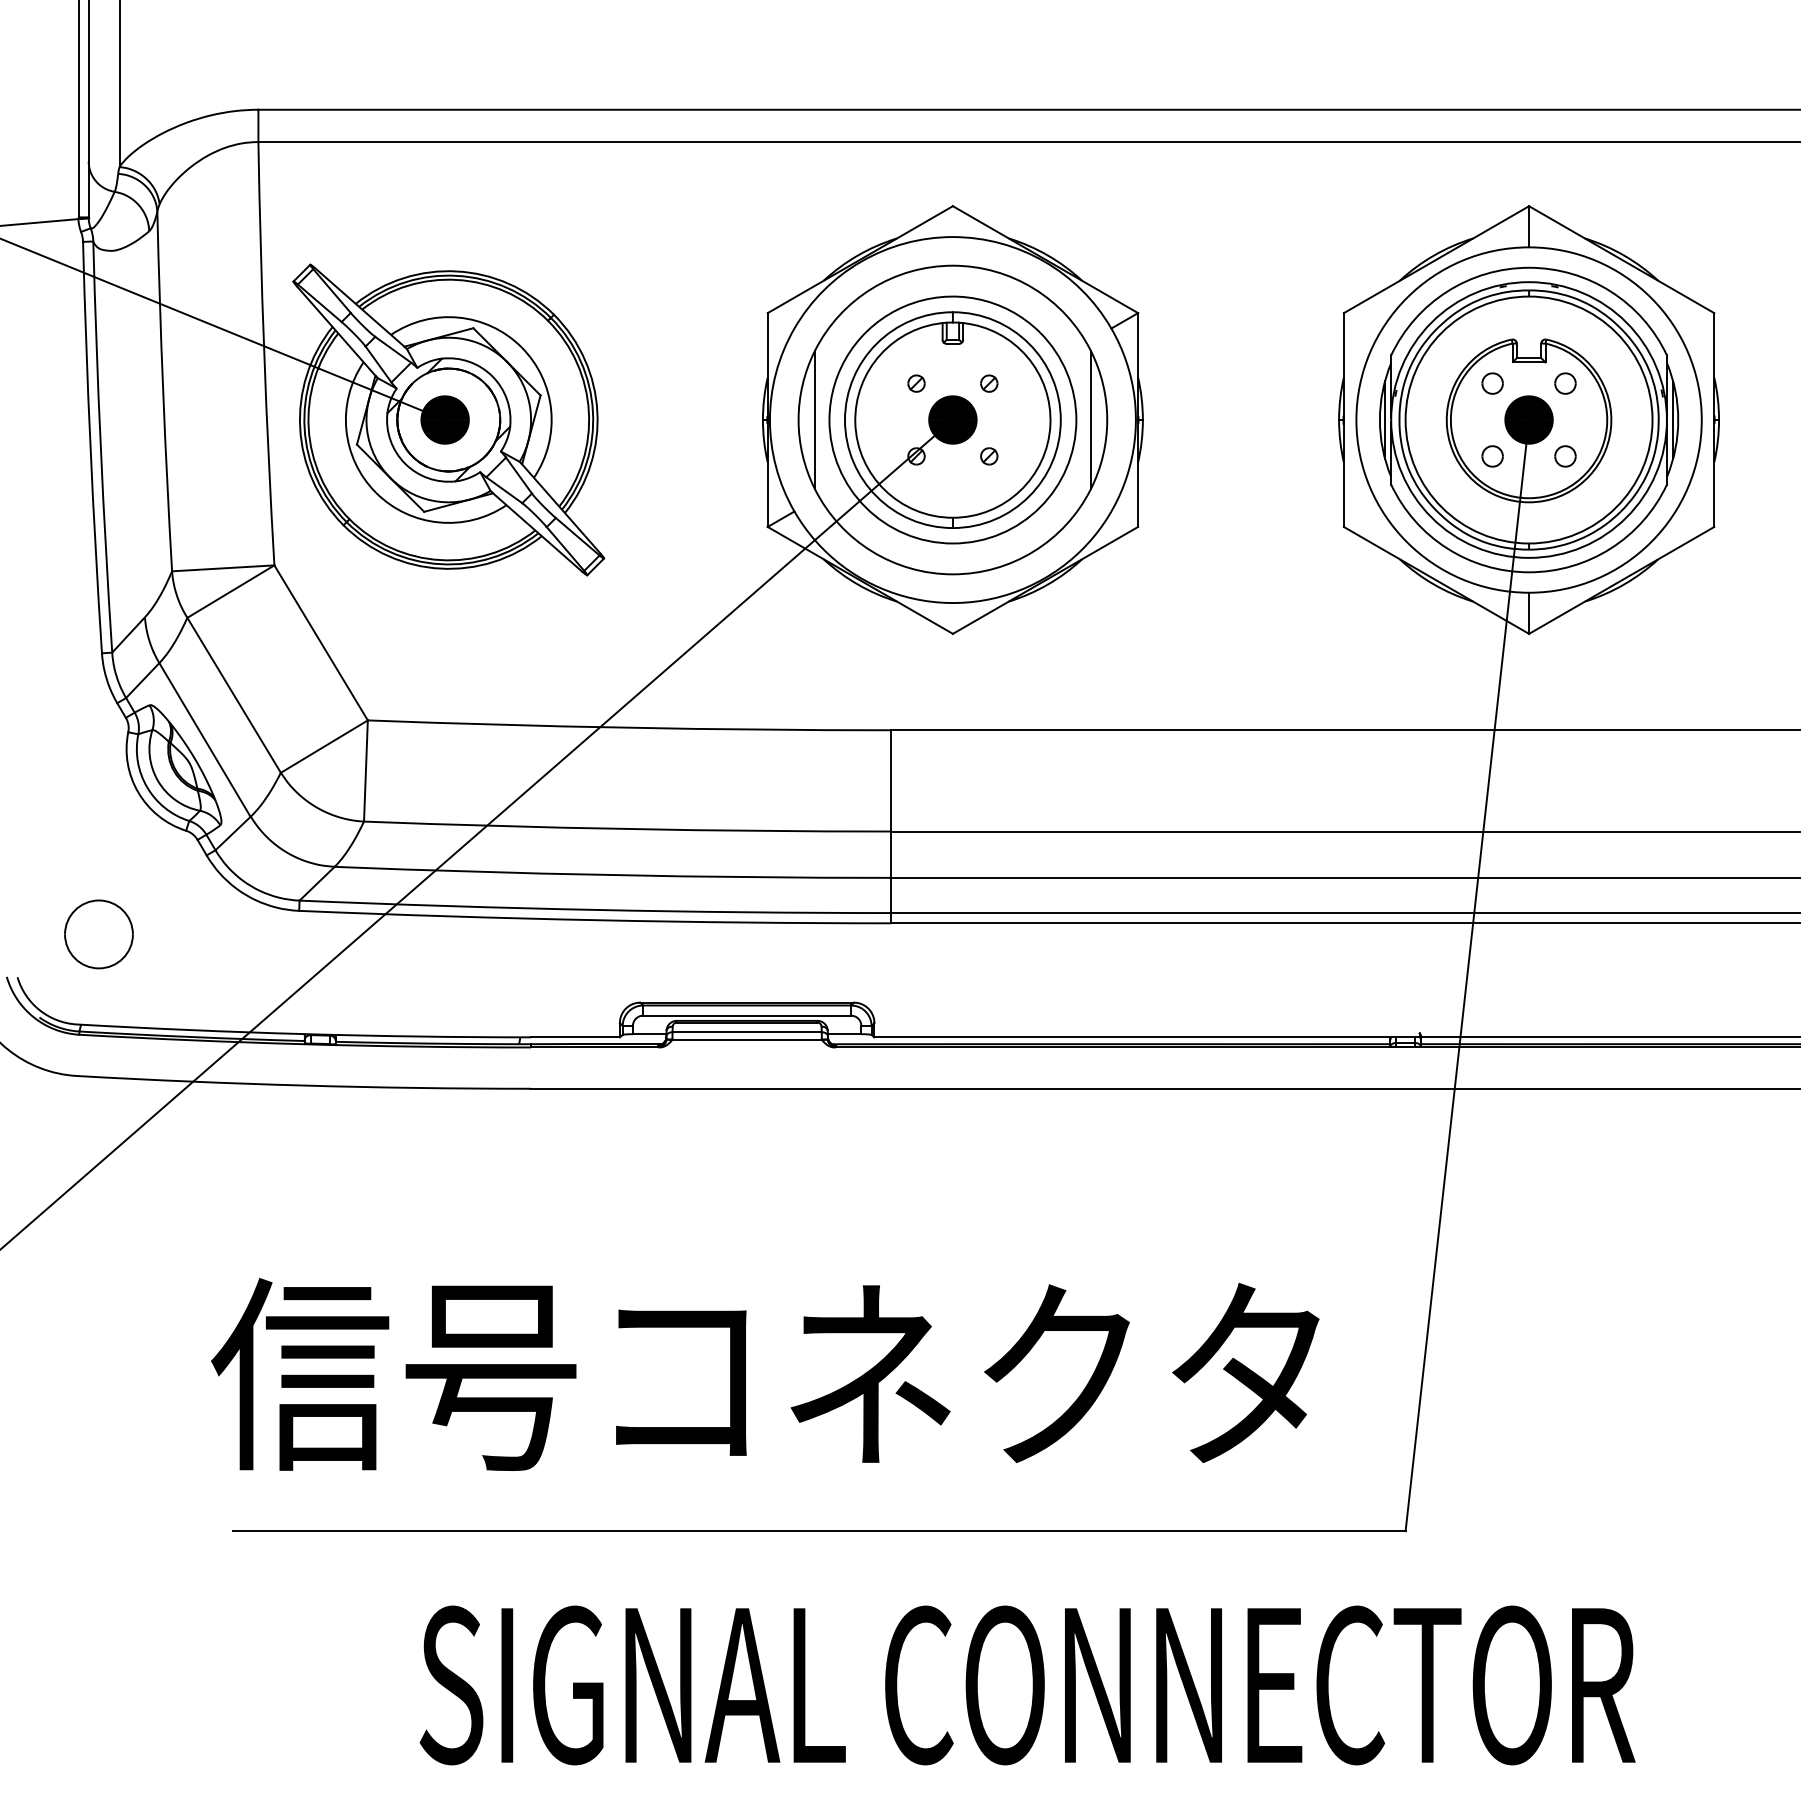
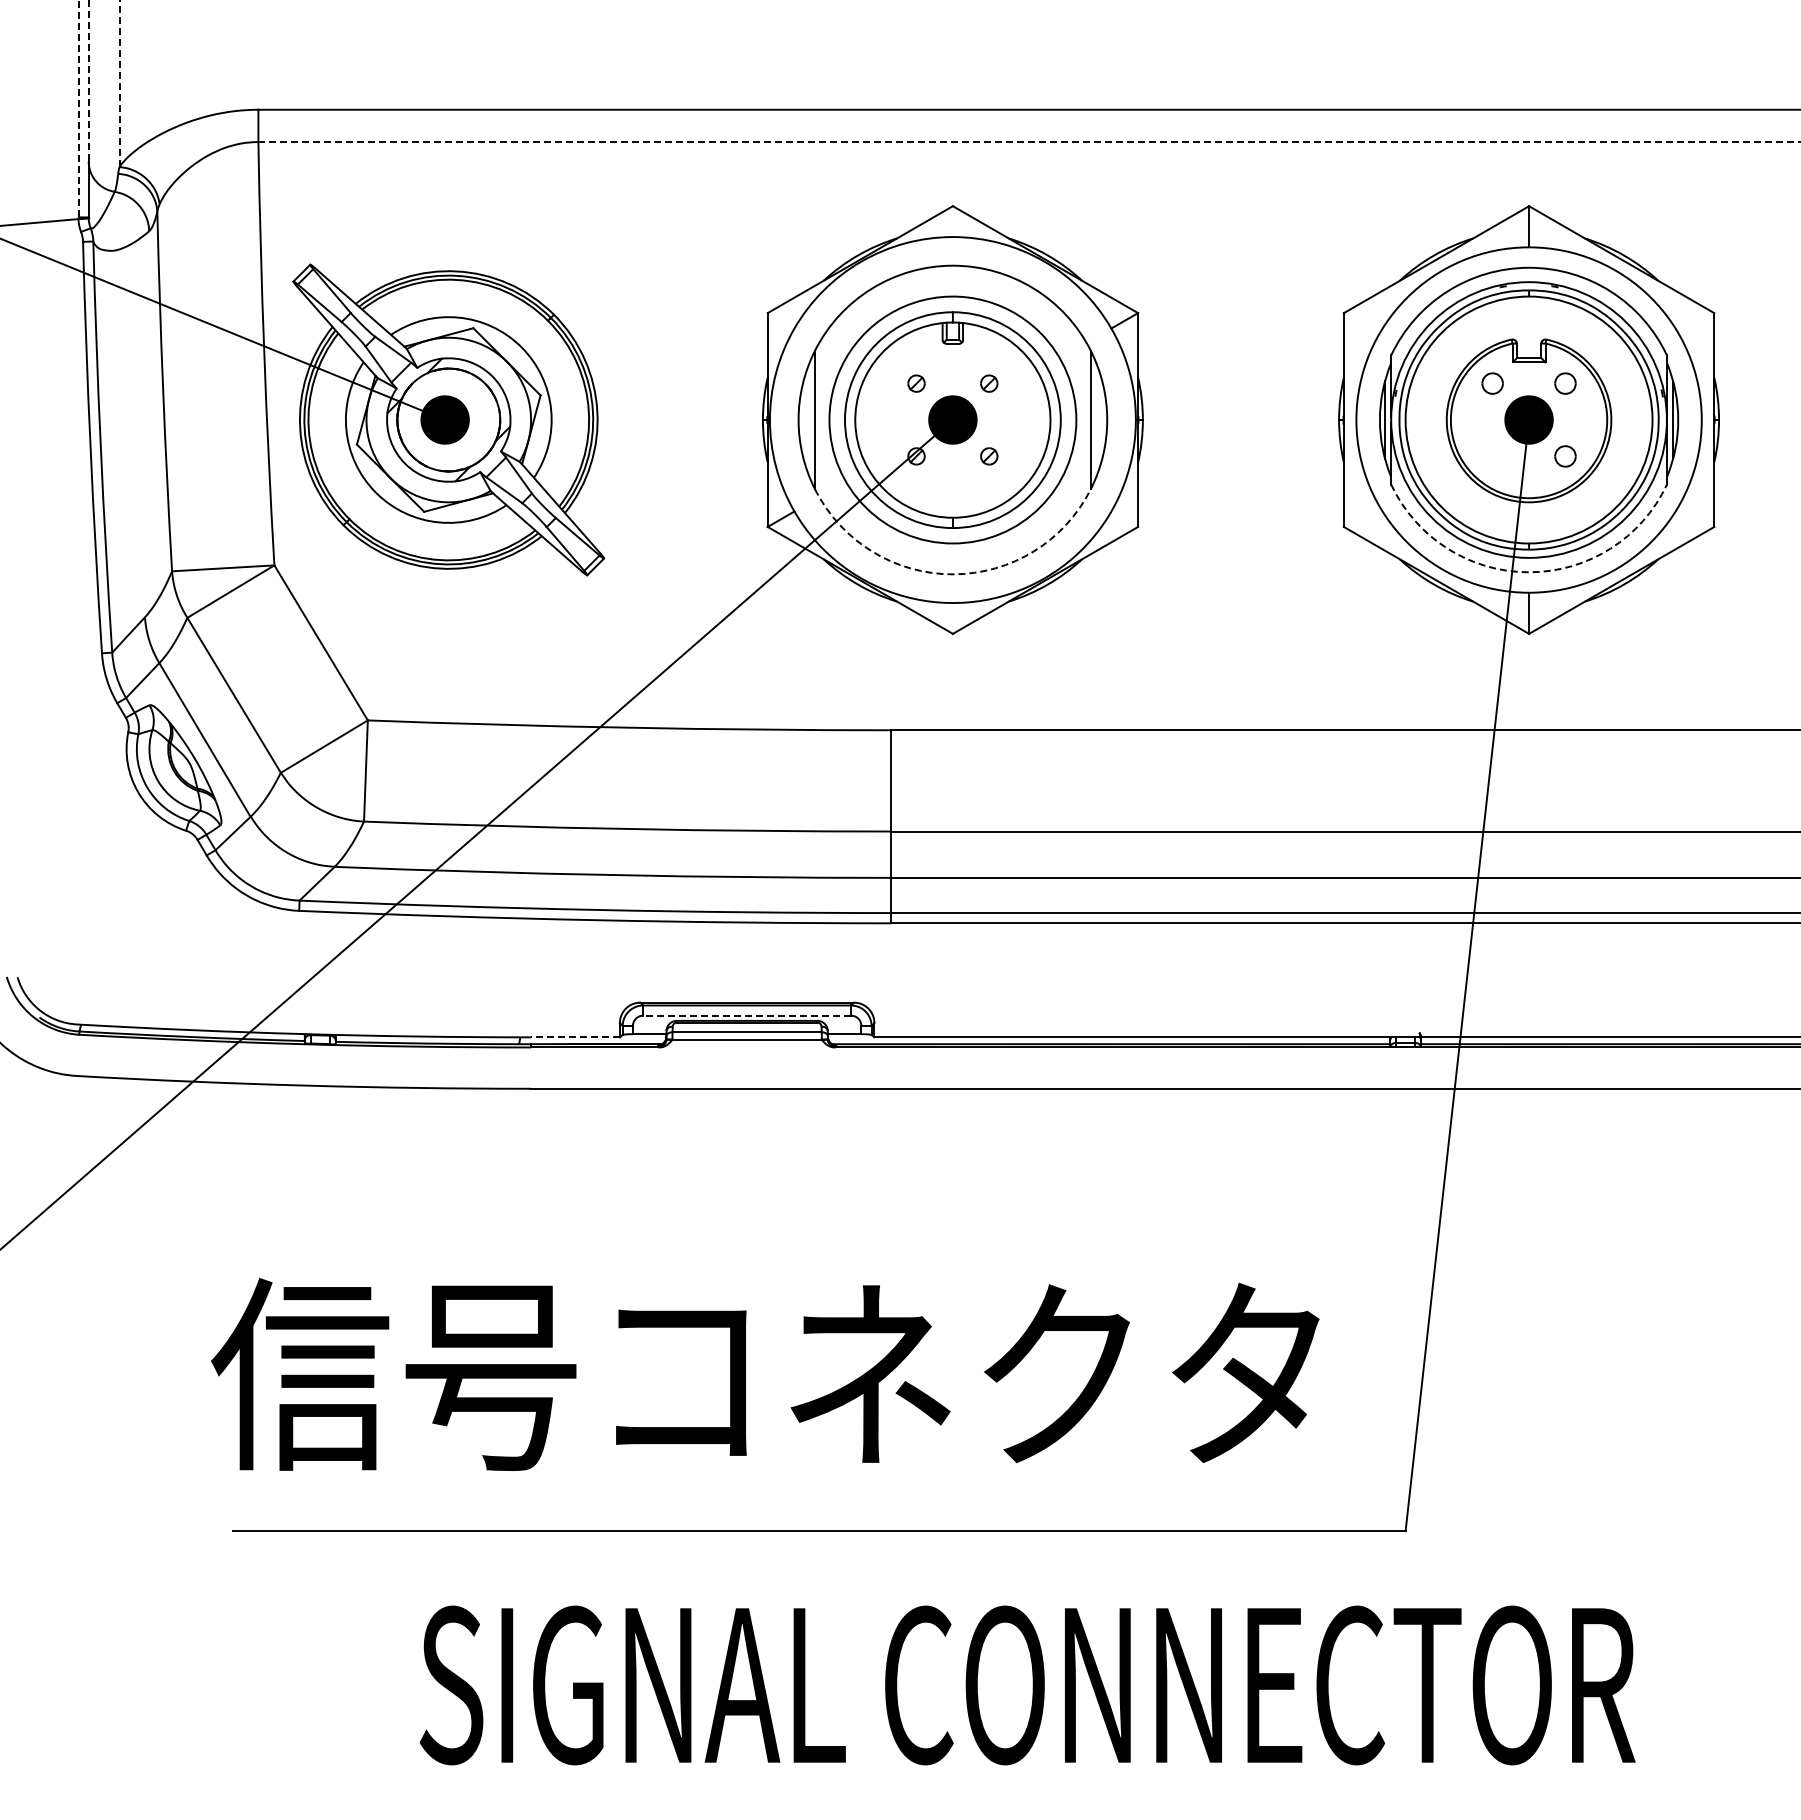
line: solid -> dashed (88, 80)
line: solid -> dashed (119, 83)
line: solid -> dashed (78, 108)
line: solid -> dashed (1029, 142)
part: present -> none (1492, 456)
arc: solid -> dashed (1529, 572)
arc: solid -> dashed (952, 574)
part: present -> none (98, 934)
line: solid -> dashed (747, 1015)
line: solid -> dashed (575, 1037)
